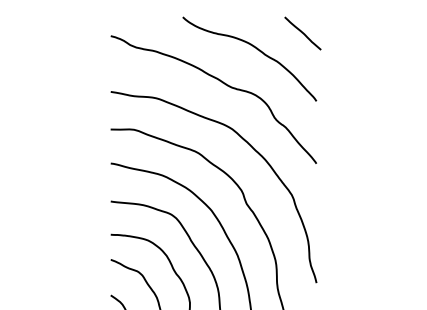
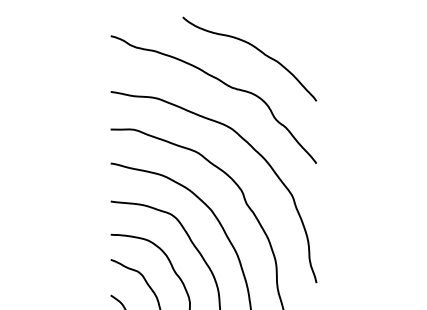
line: present -> none (302, 33)
